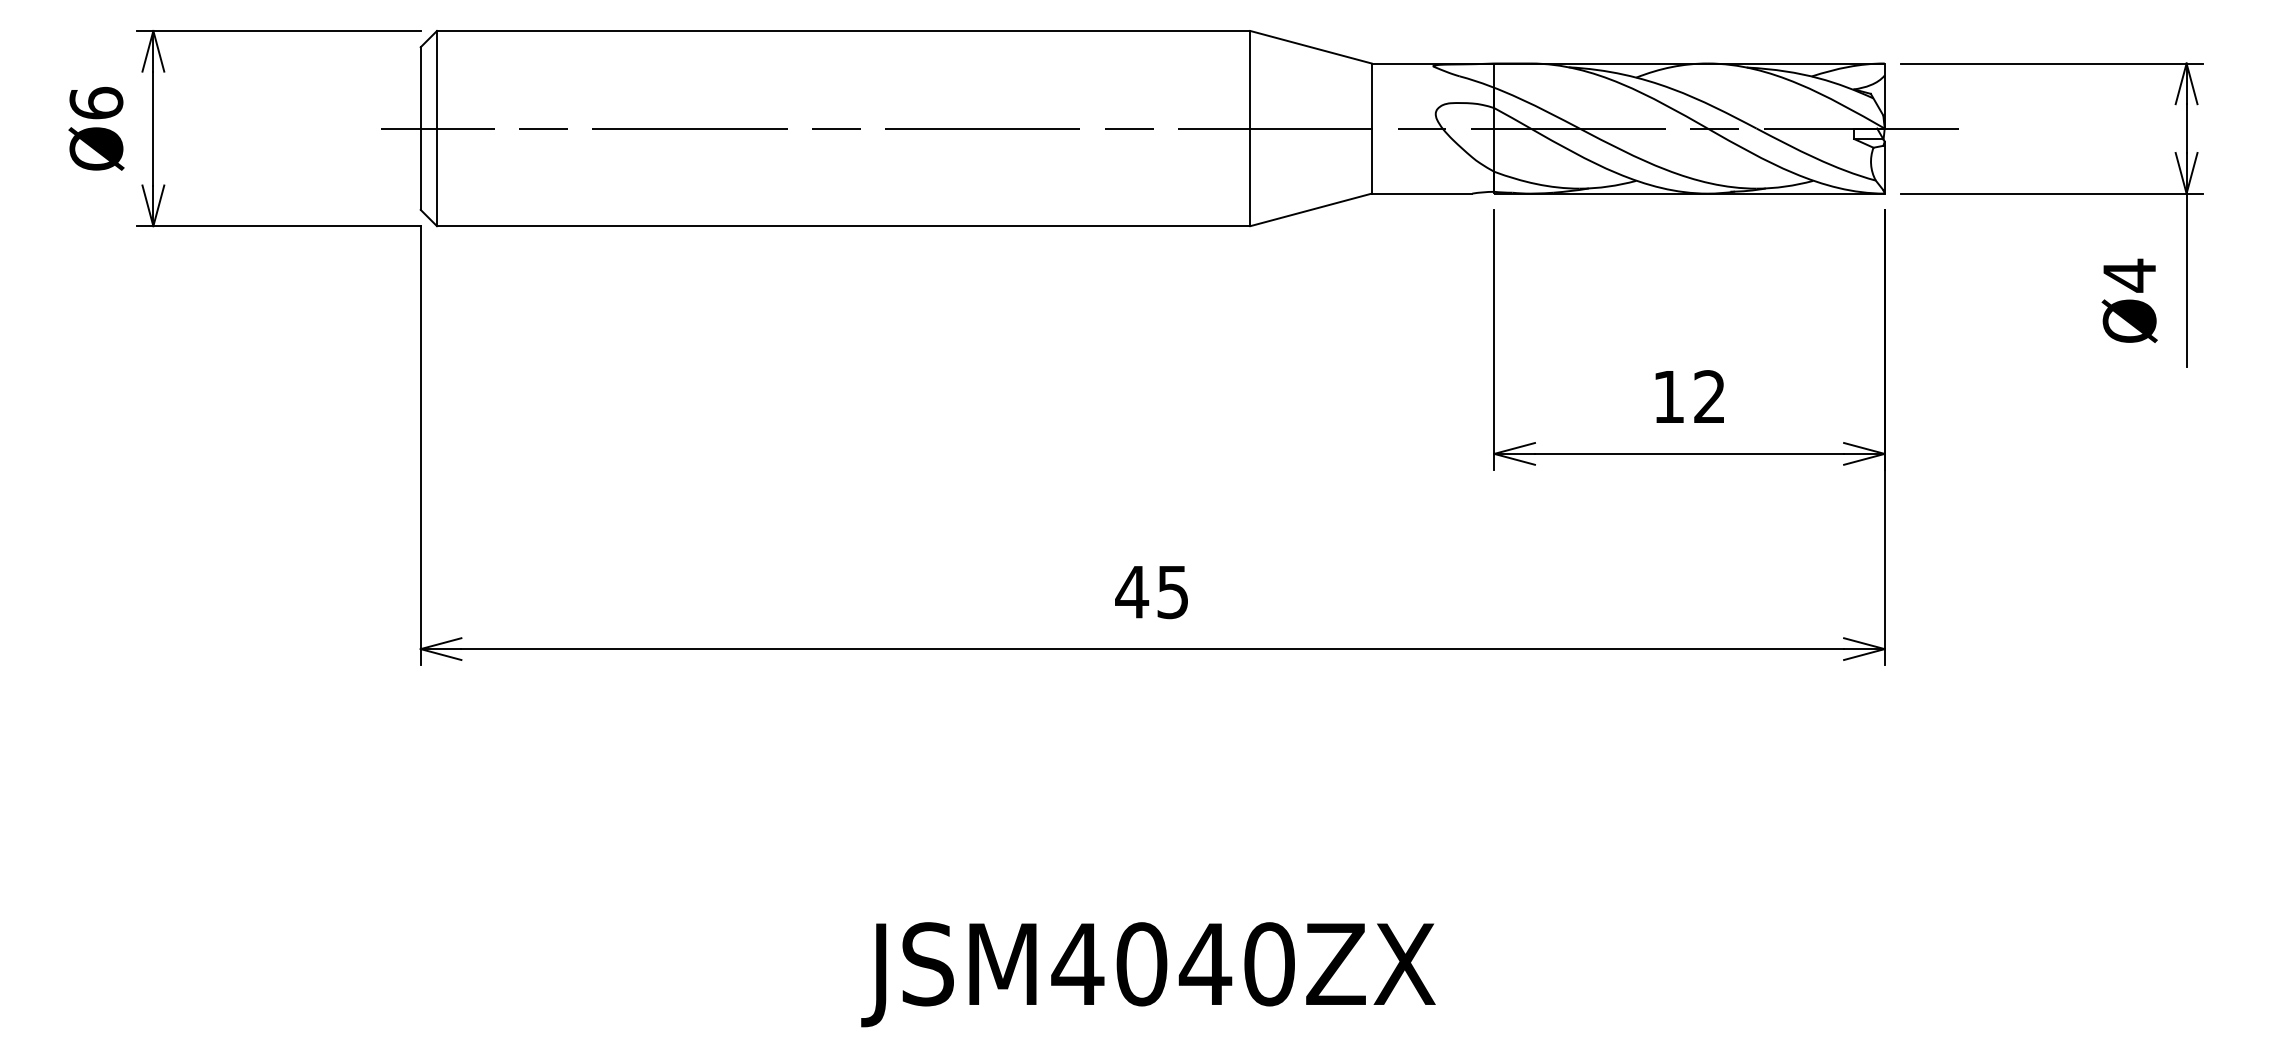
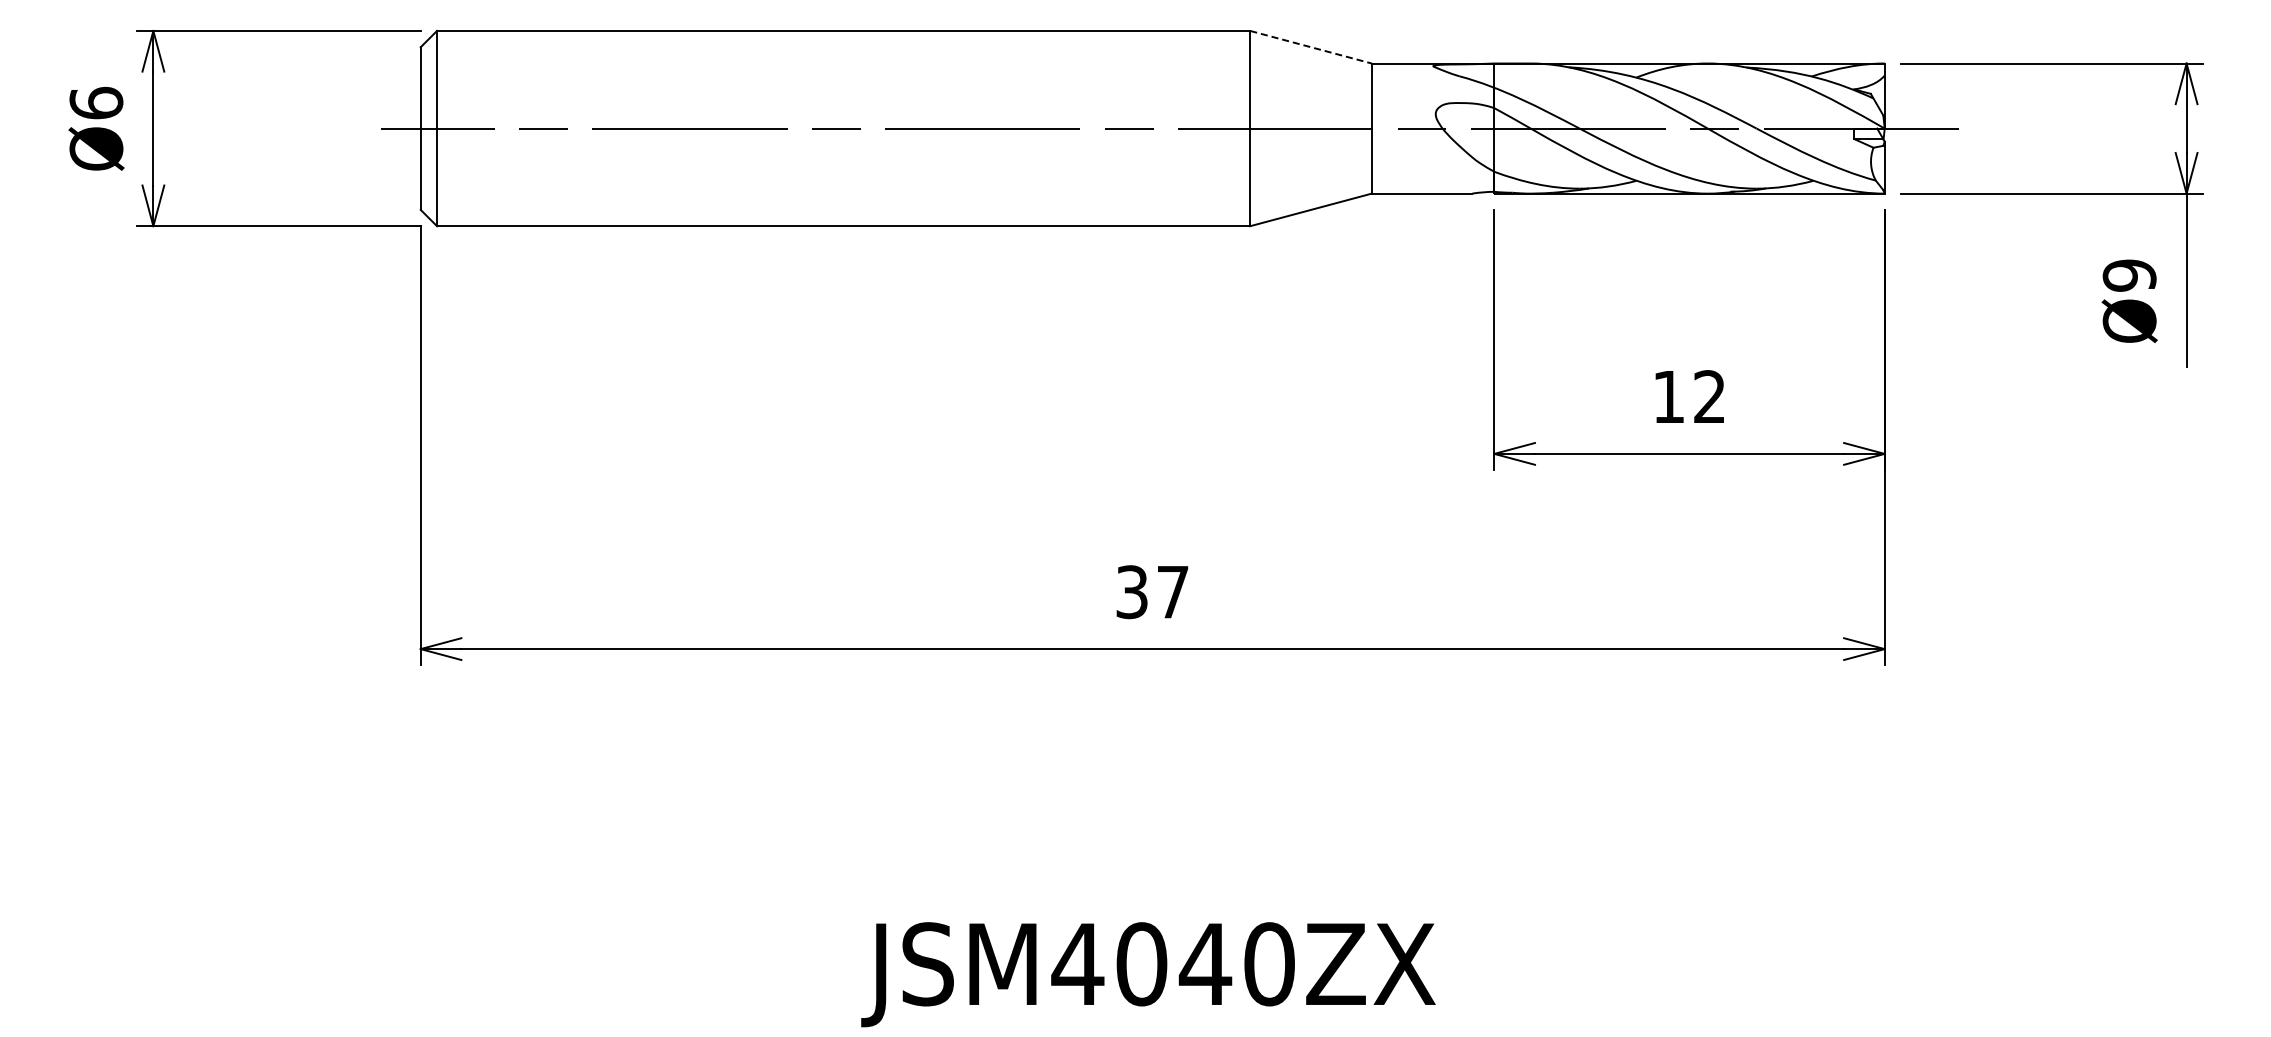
line: solid -> dashed (1311, 47)
text: Ø4 -> Ø9 (2129, 275)
text: 45 -> 37 (1151, 592)
